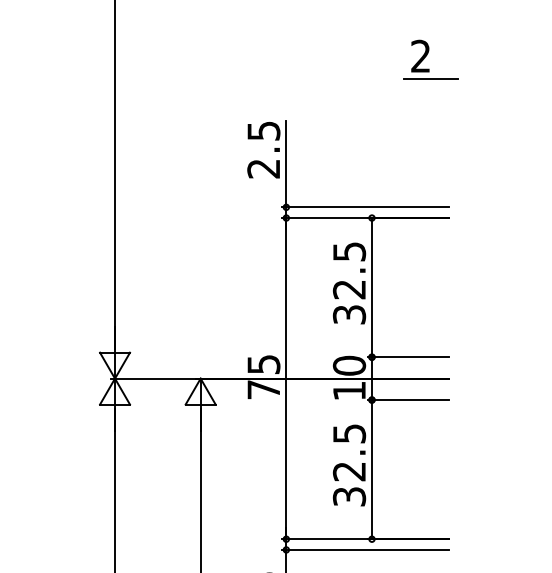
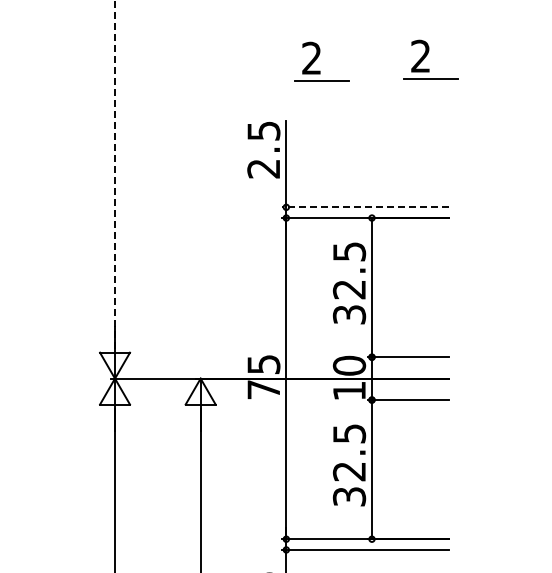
part: none -> present (321, 61)
line: solid -> dashed (115, 173)
line: solid -> dashed (365, 207)
